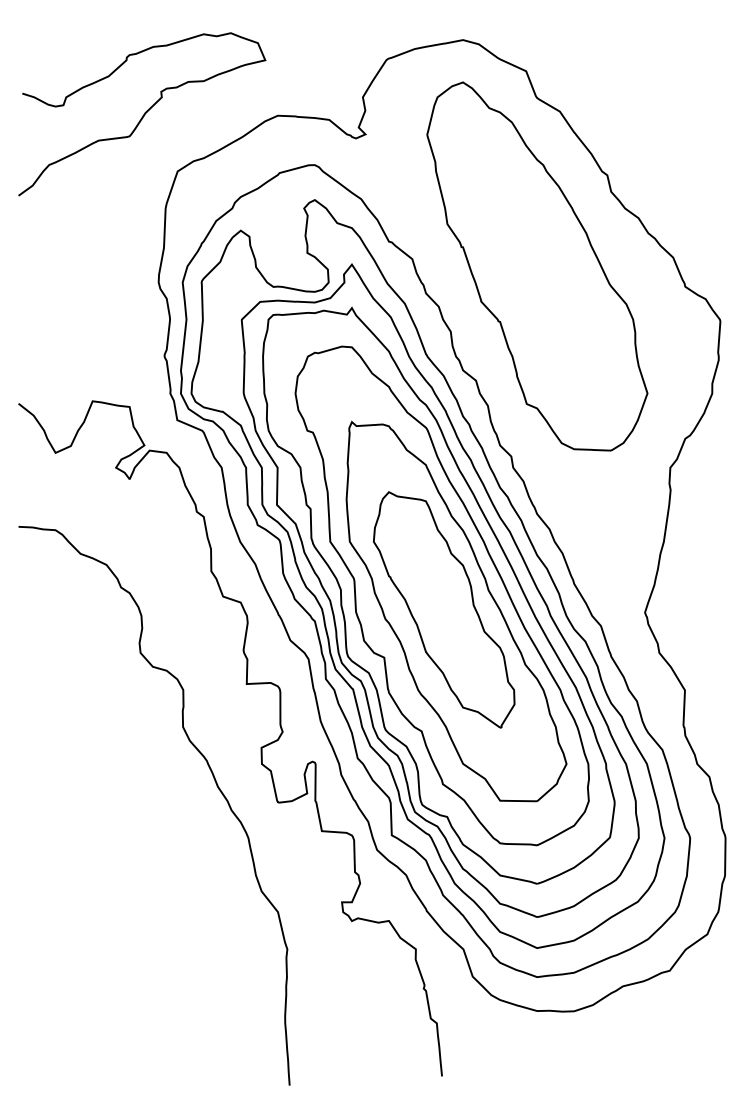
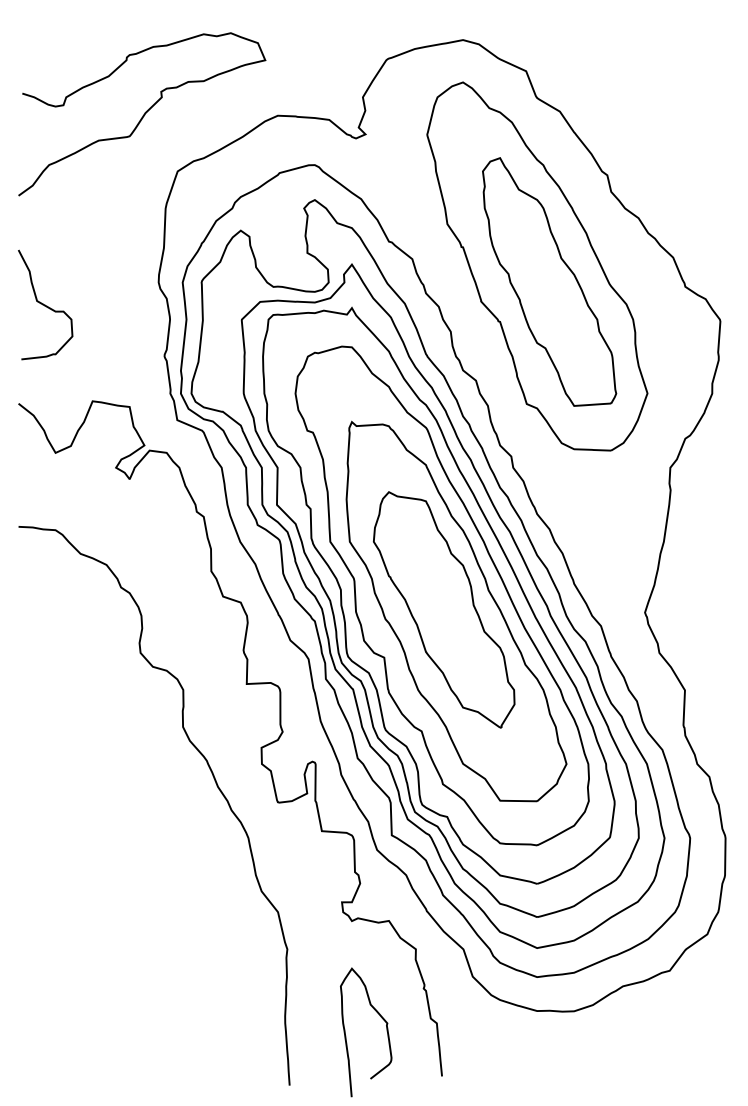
part: none -> present (549, 281)
curve: none -> present (45, 304)
curve: none -> present (386, 1031)
